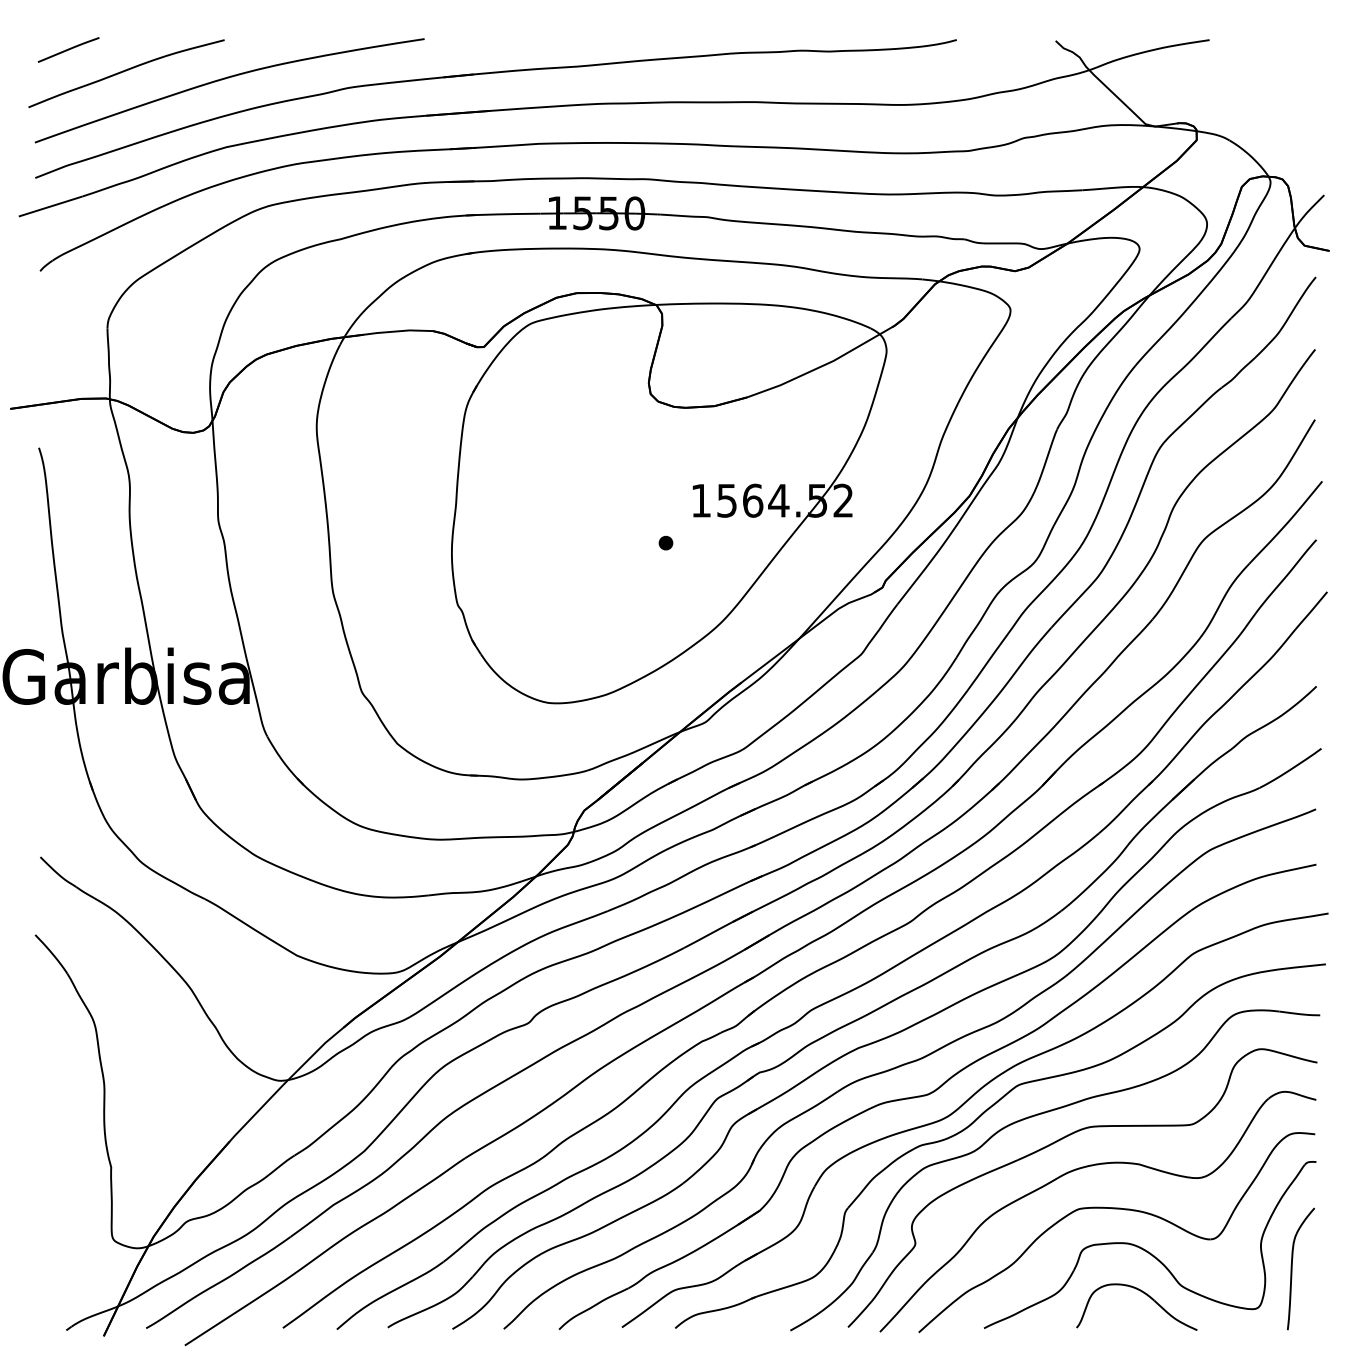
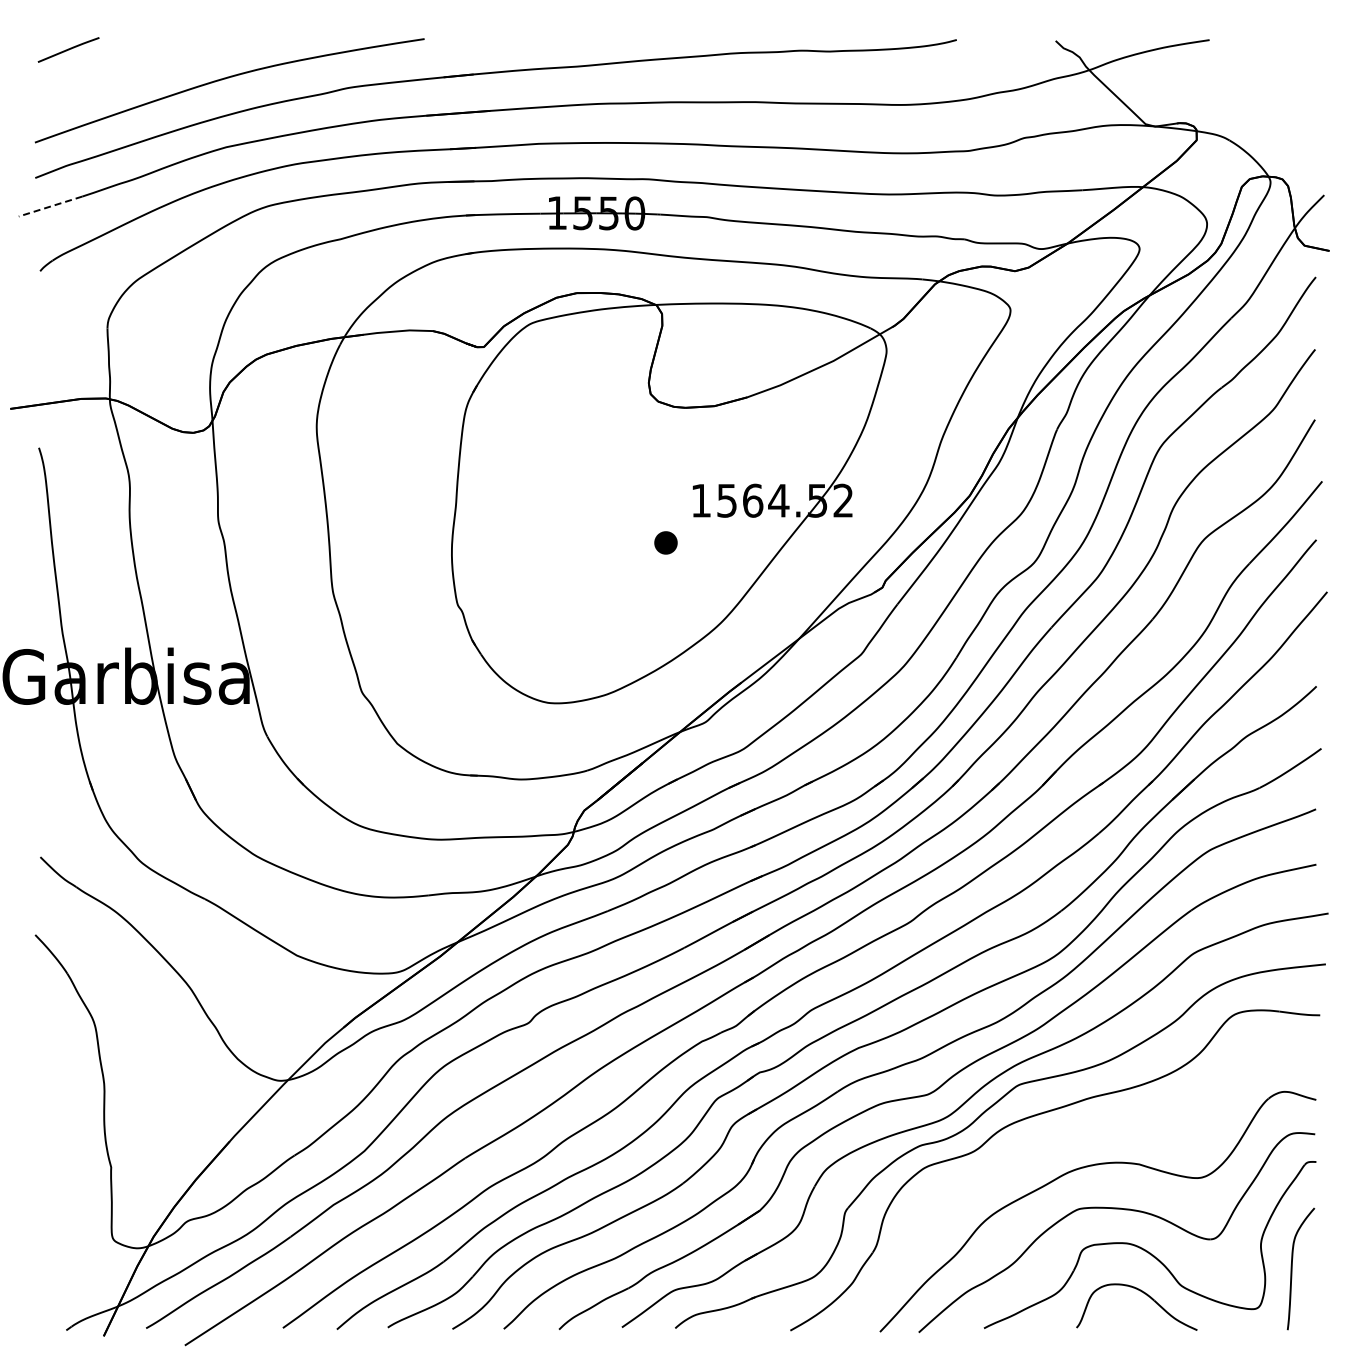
curve: present -> none (126, 71)
line: solid -> dashed (50, 206)
part size: 16x15 px -> 24x24 px (665, 542)
part: present -> none (1057, 1142)
